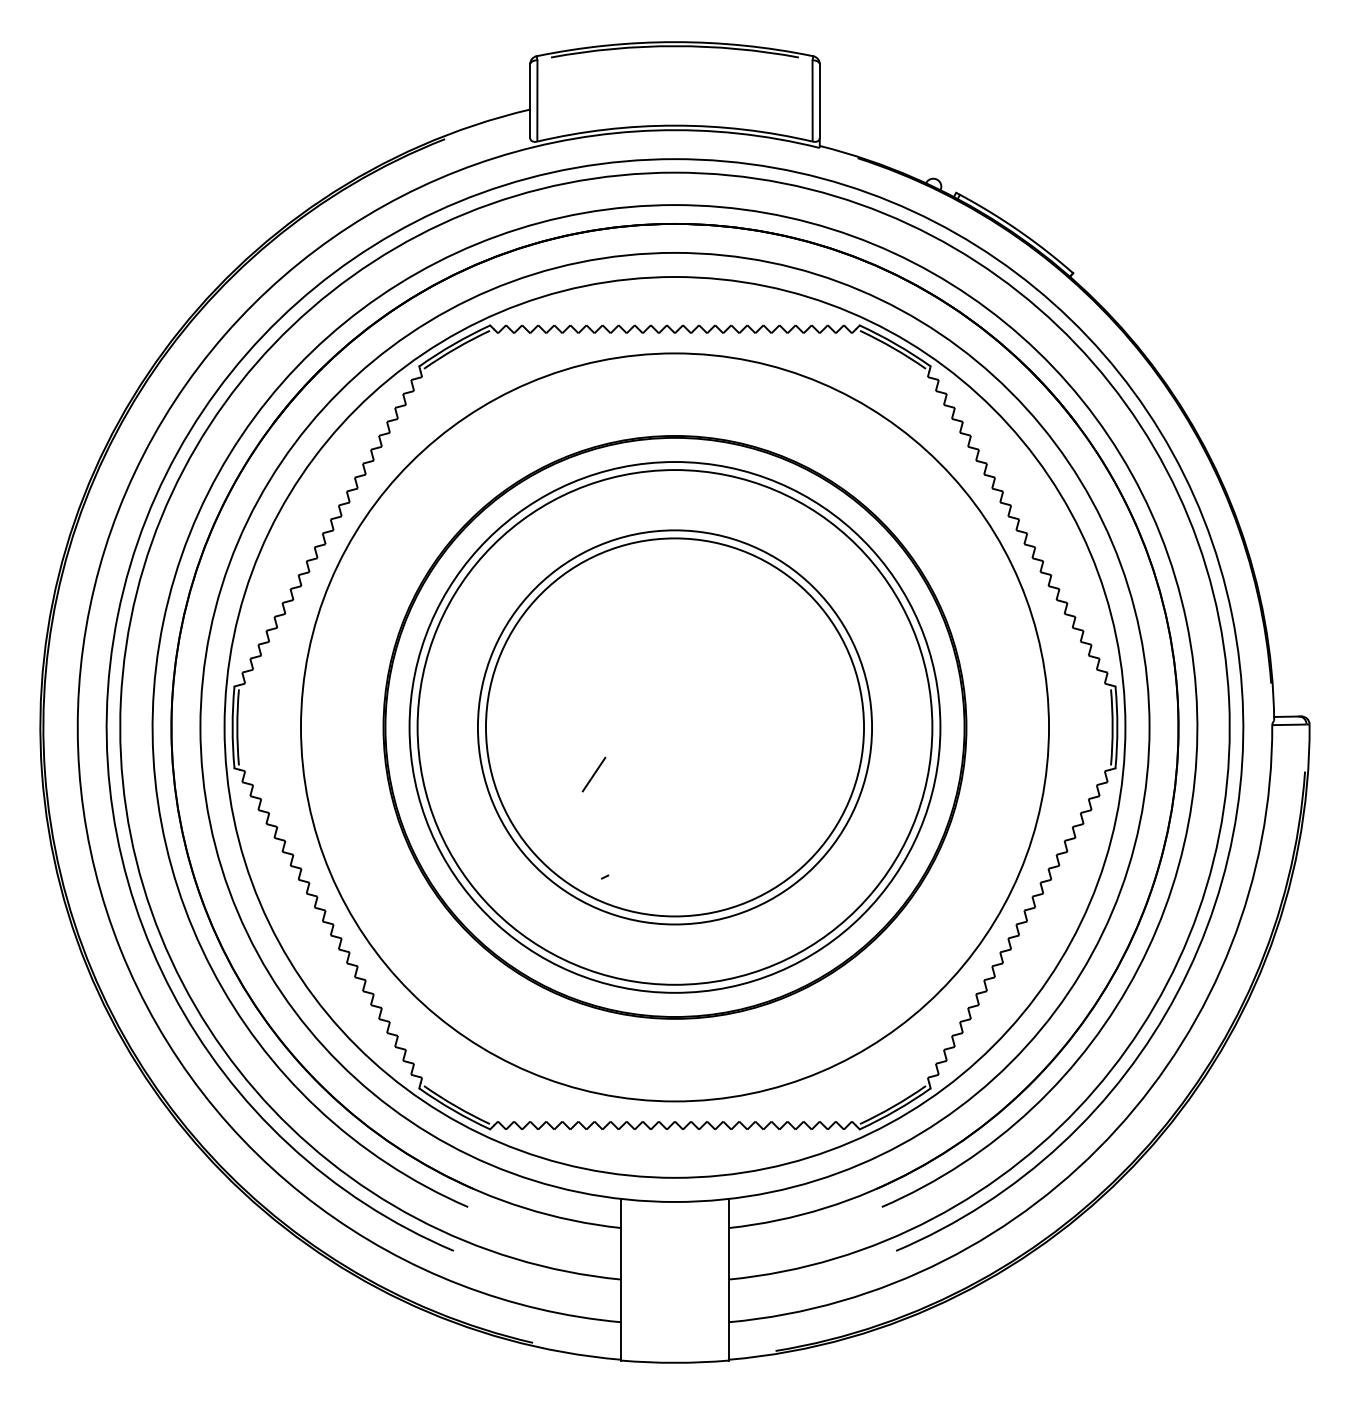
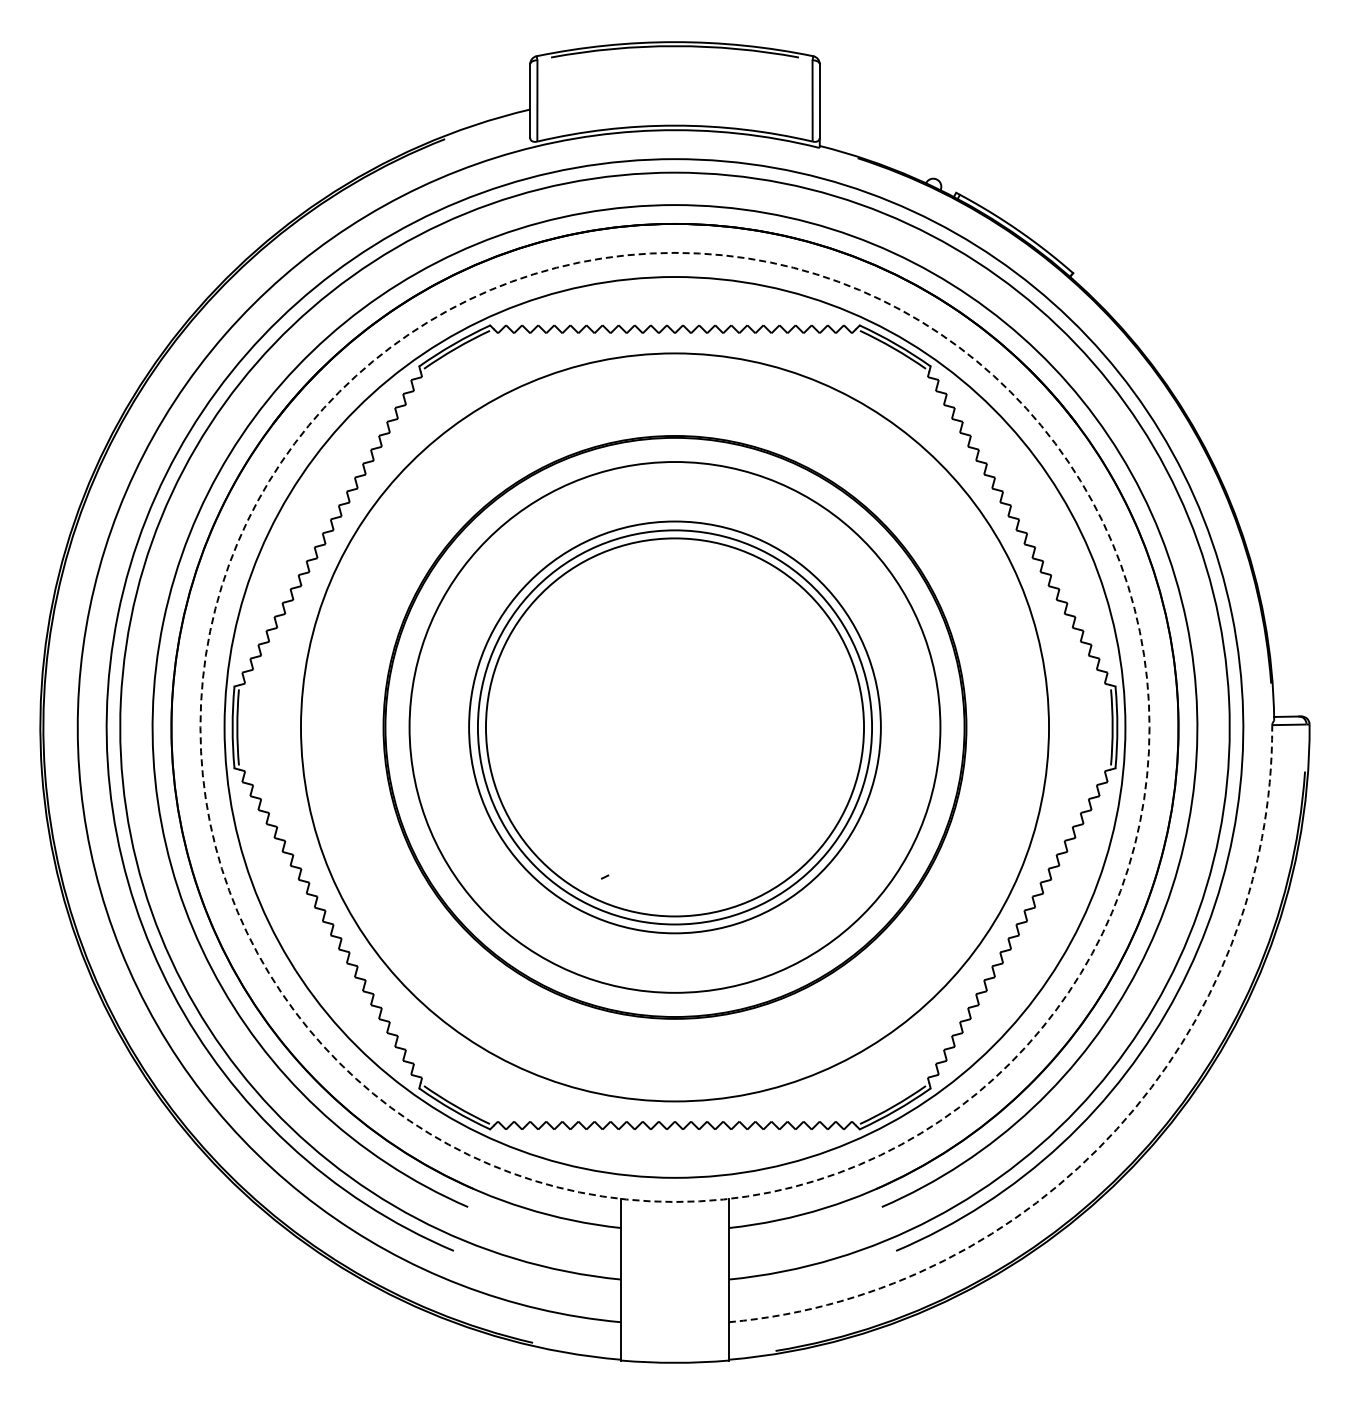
circle: solid -> dashed (674, 726)
circle diameter: 515 px -> 412 px (674, 727)
line: present -> none (593, 774)
arc: solid -> dashed (1116, 1129)
